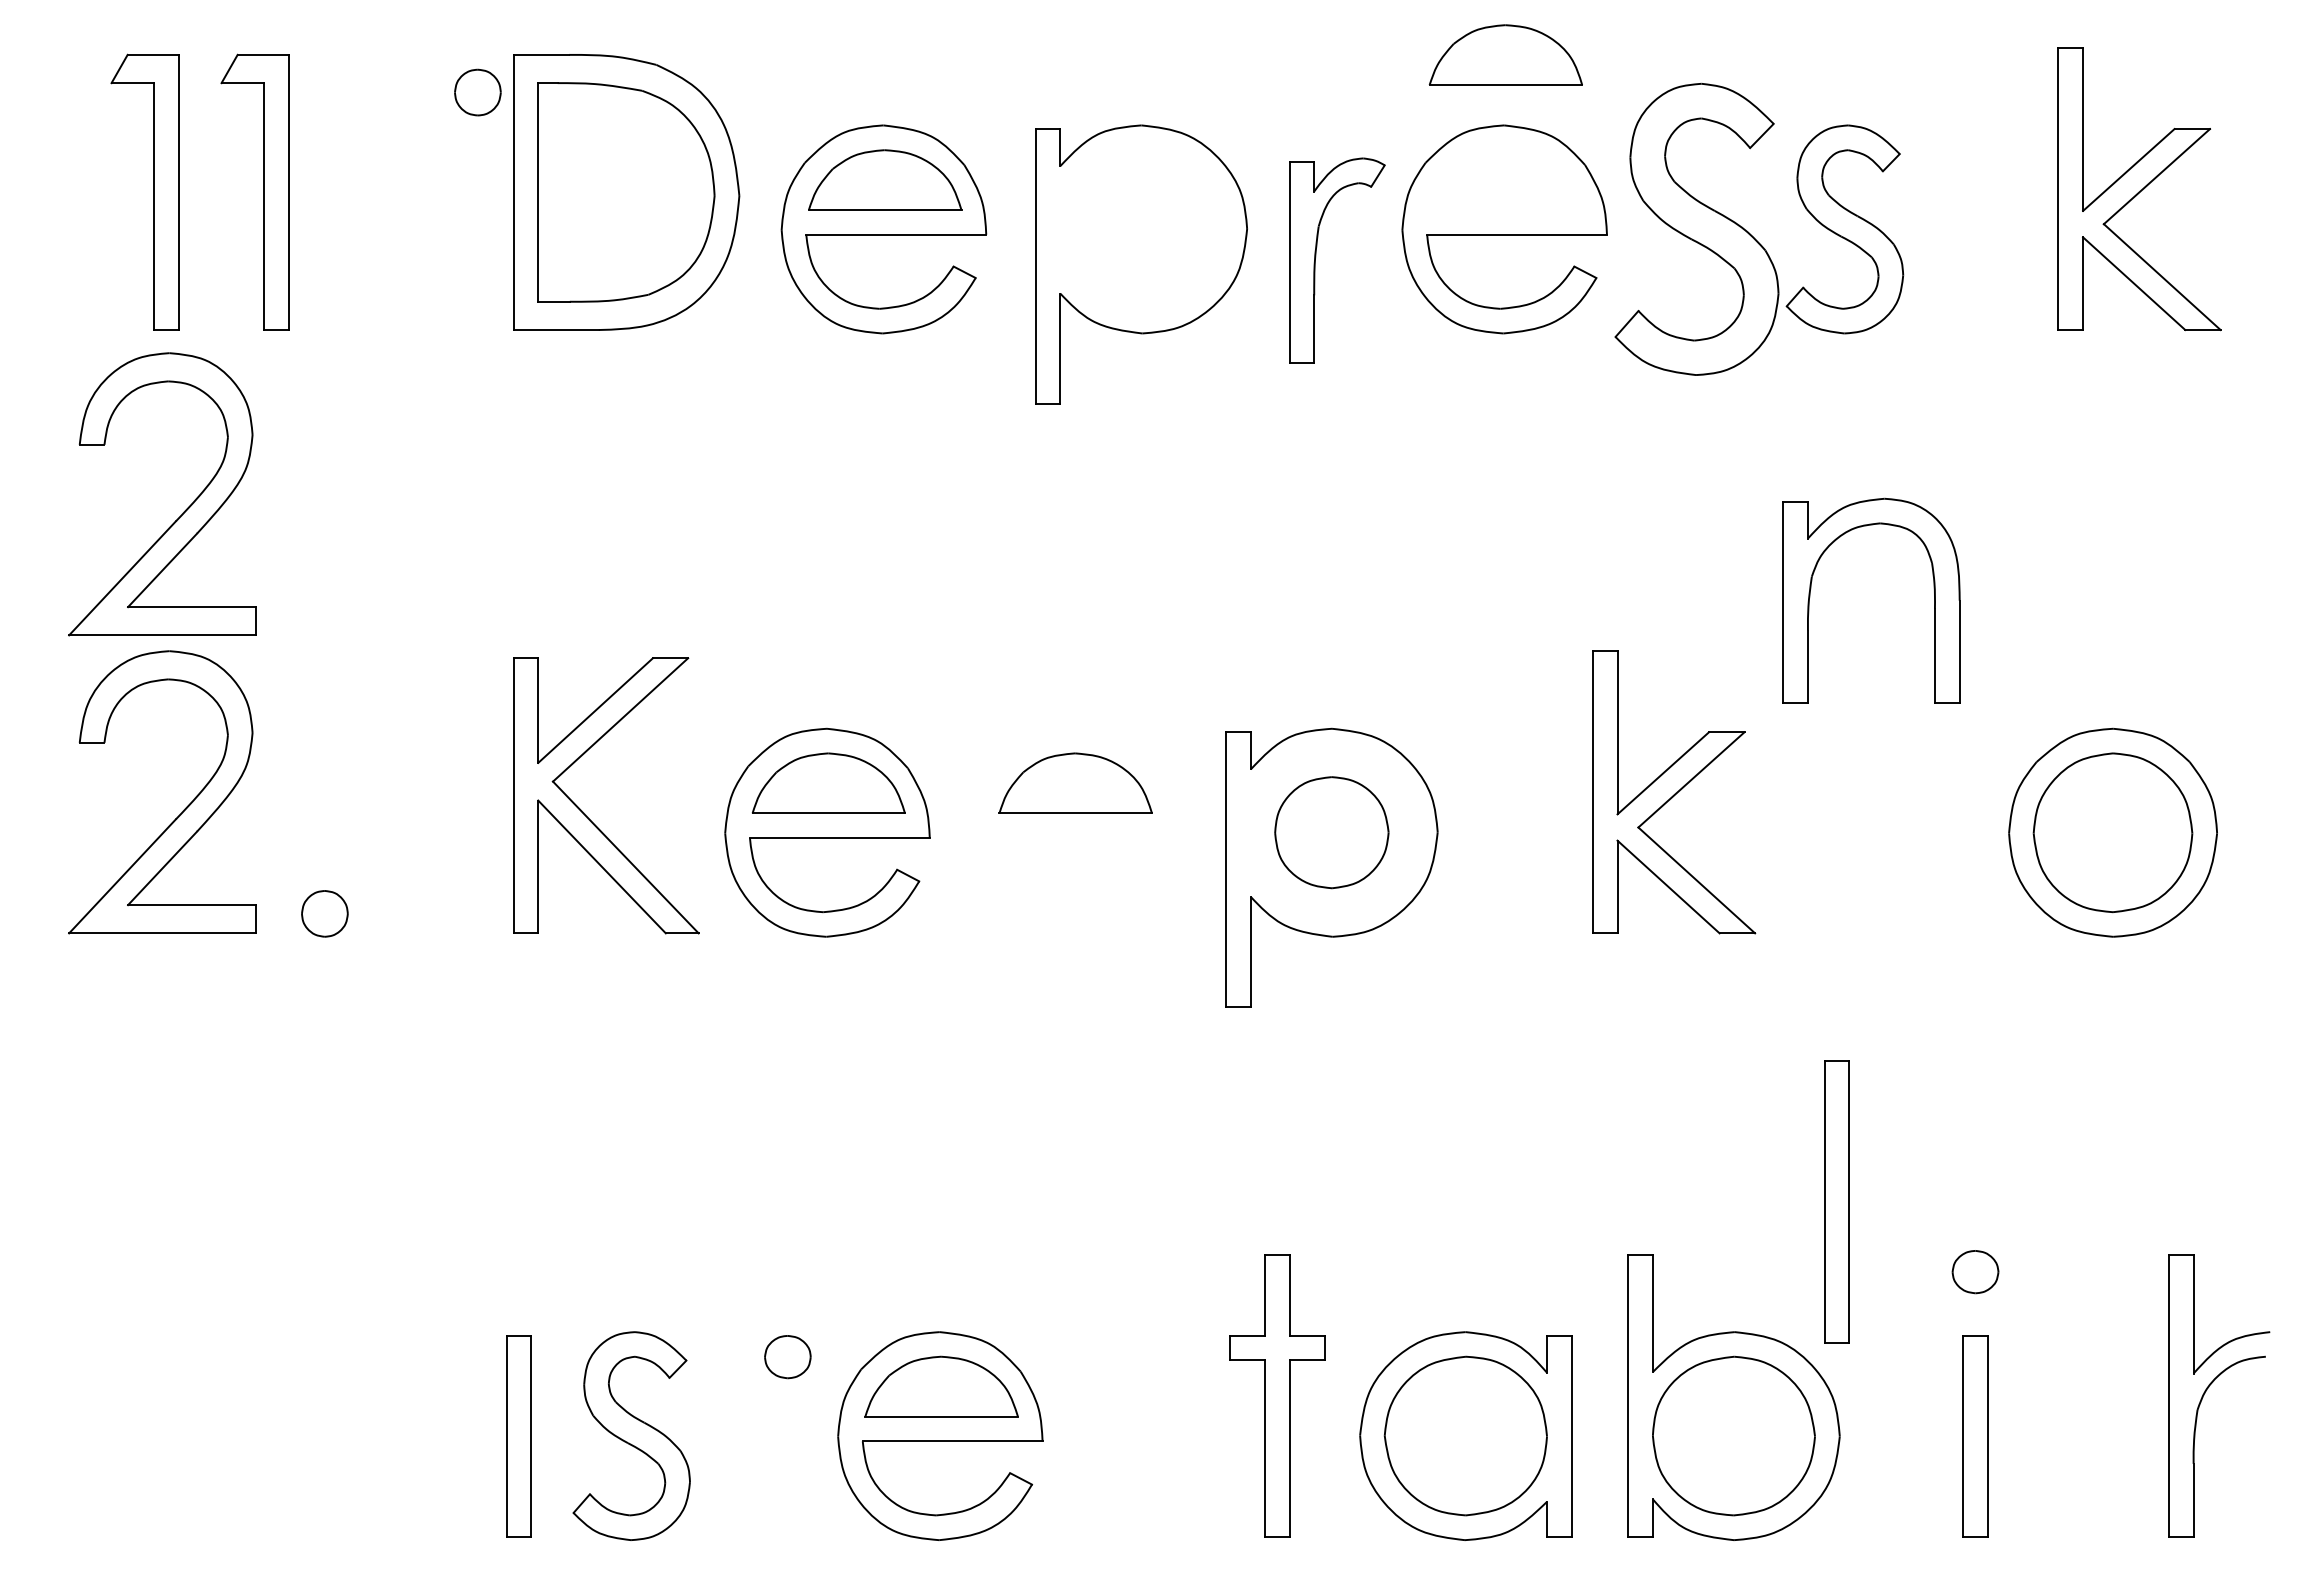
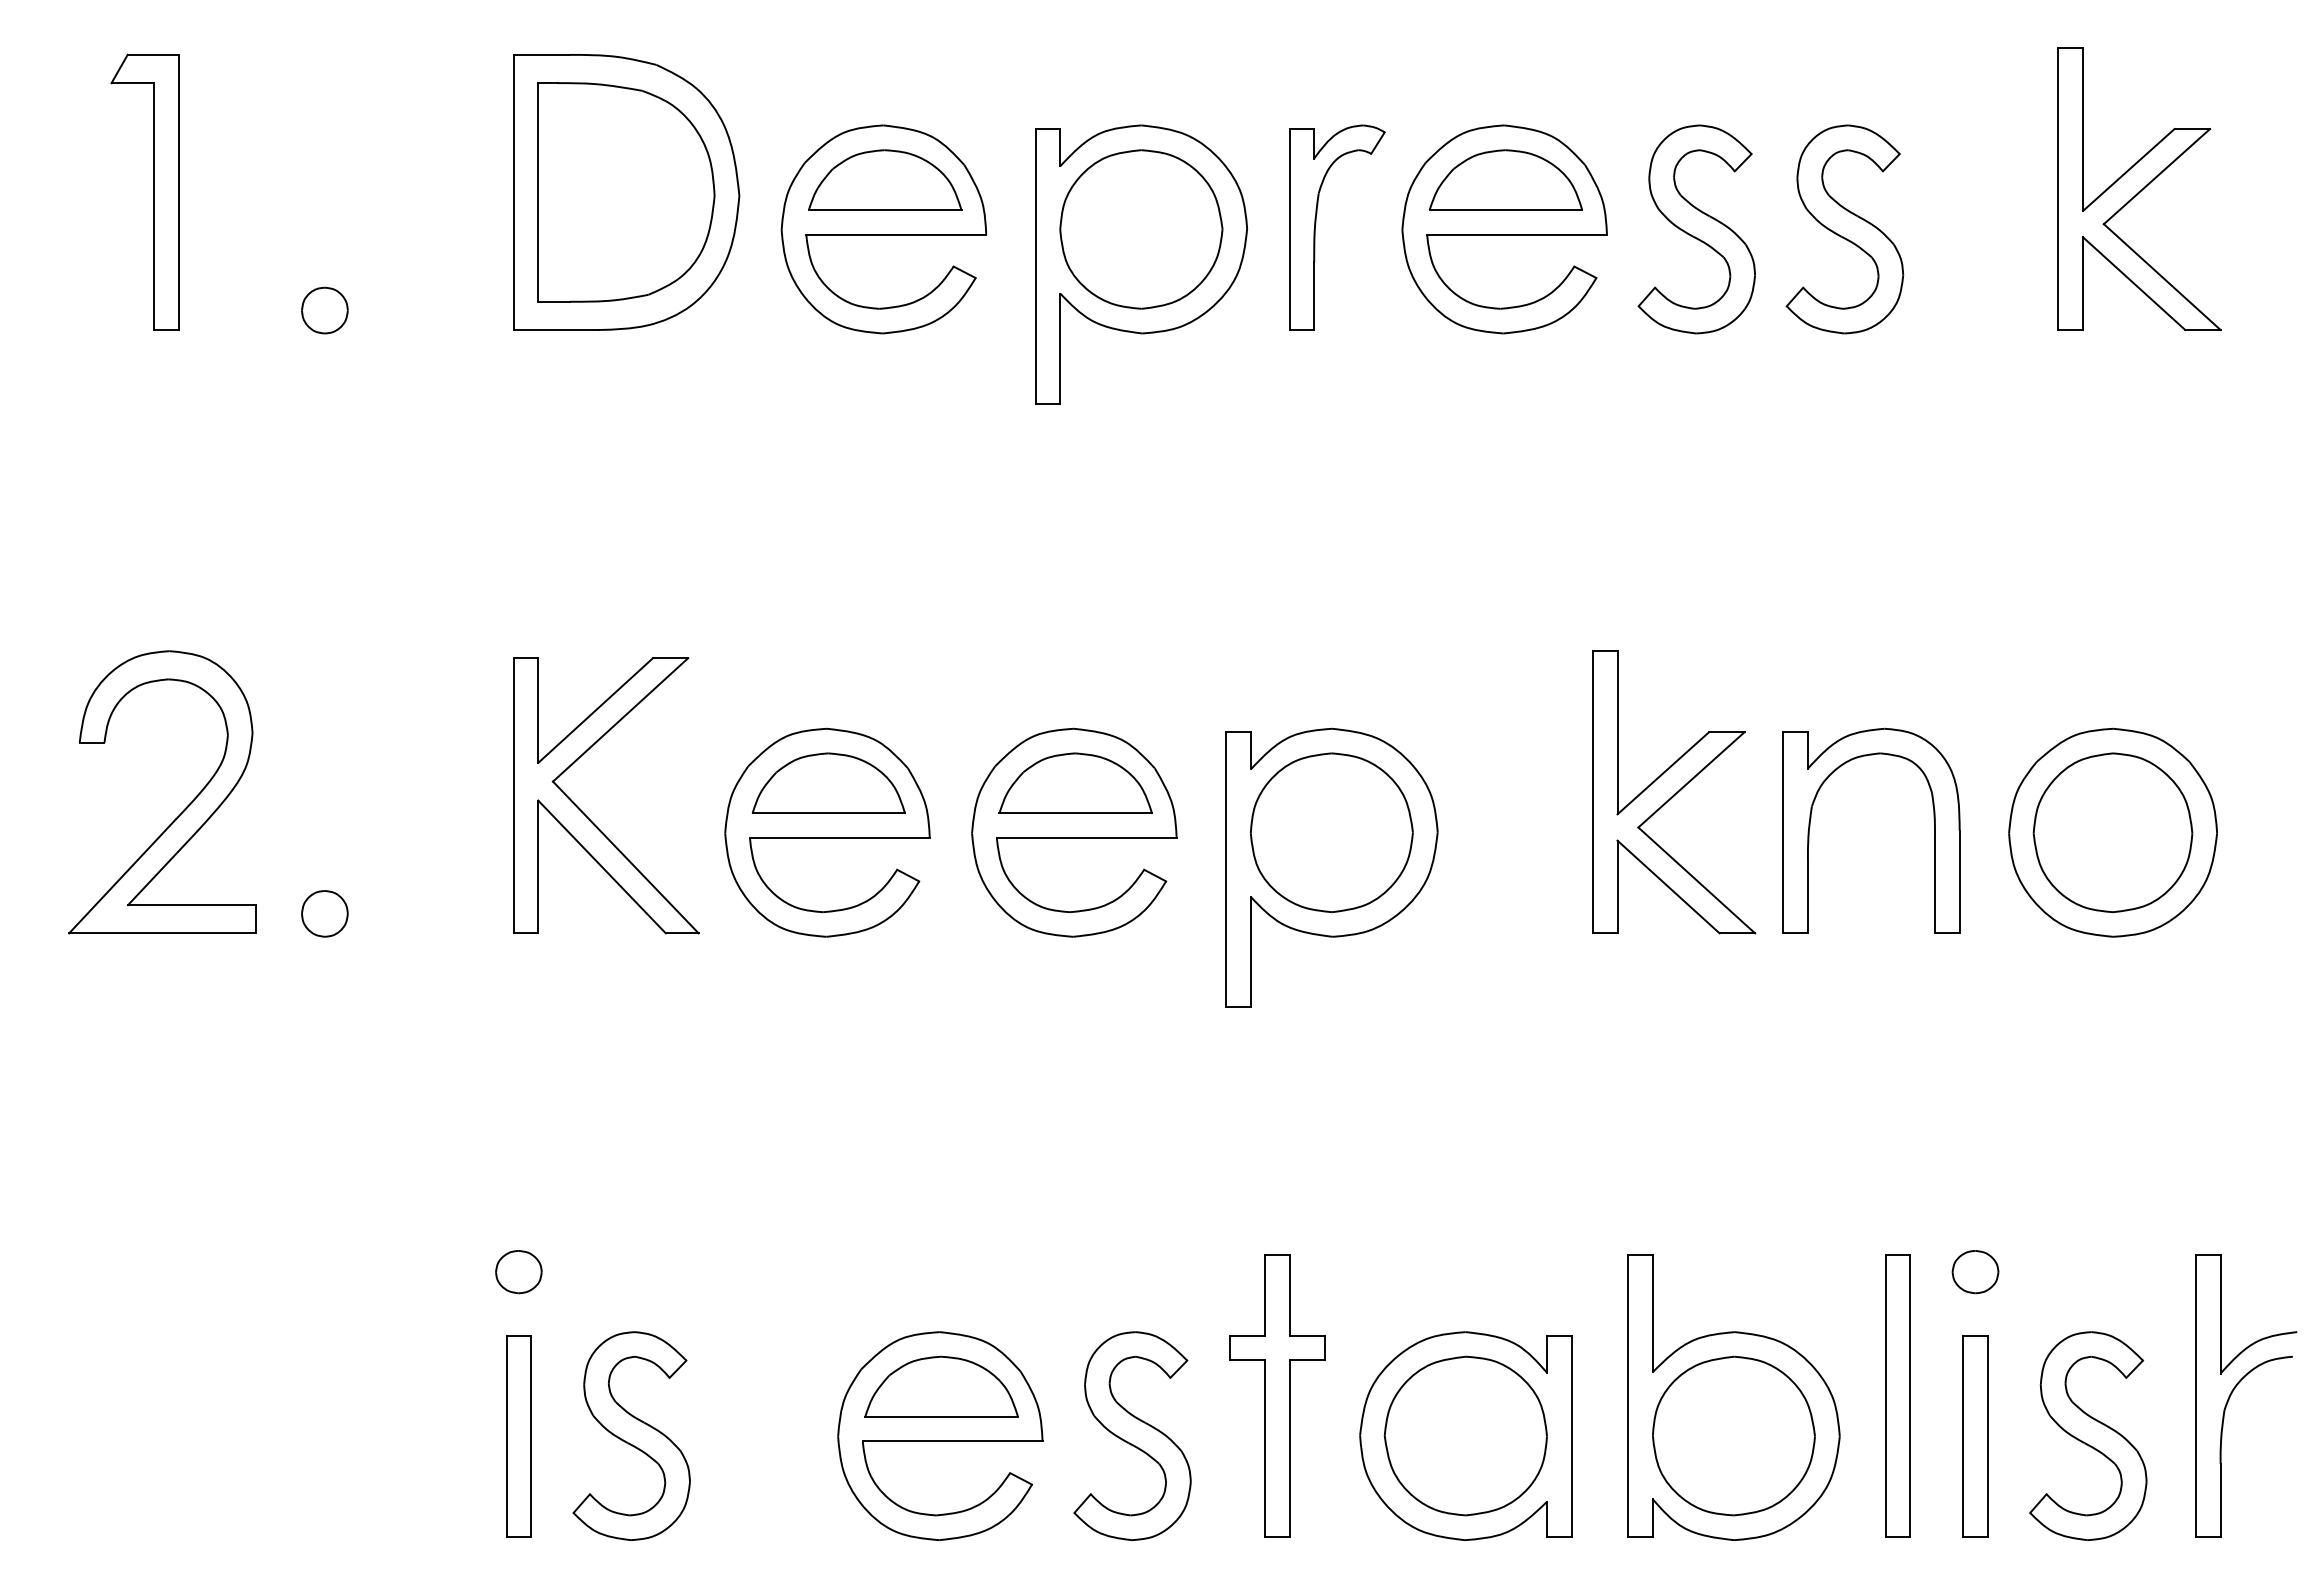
part position: (1505, 54) -> (1505, 179) (1505, 179)
part position: (477, 92) -> (324, 310) (324, 310)
part: present -> none (263, 191)
part size: 166x294 px -> 119x211 px (1696, 229)
part: none -> present (1141, 229)
part position: (1316, 257) -> (1316, 224) (1316, 224)
part: present -> none (183, 511)
part position: (1811, 589) -> (1811, 819) (1811, 819)
part: none -> present (1074, 832)
part size: 116x114 px -> 164x161 px (1331, 832)
part position: (1836, 1201) -> (1897, 1395) (1897, 1395)
part position: (787, 1357) -> (518, 1272) (518, 1272)
part position: (2209, 1387) -> (2236, 1387) (2236, 1387)
part: none -> present (1132, 1435)
part: none -> present (2088, 1435)
